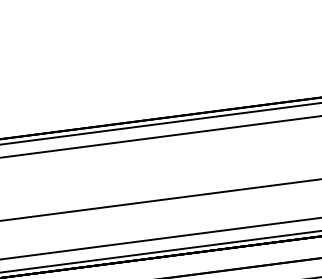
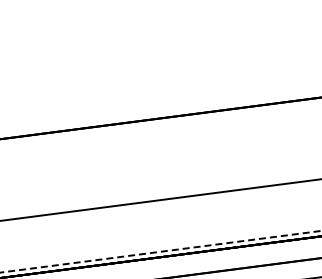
line: present -> none (160, 123)
line: present -> none (160, 136)
line: present -> none (160, 238)
line: solid -> dashed (160, 251)
